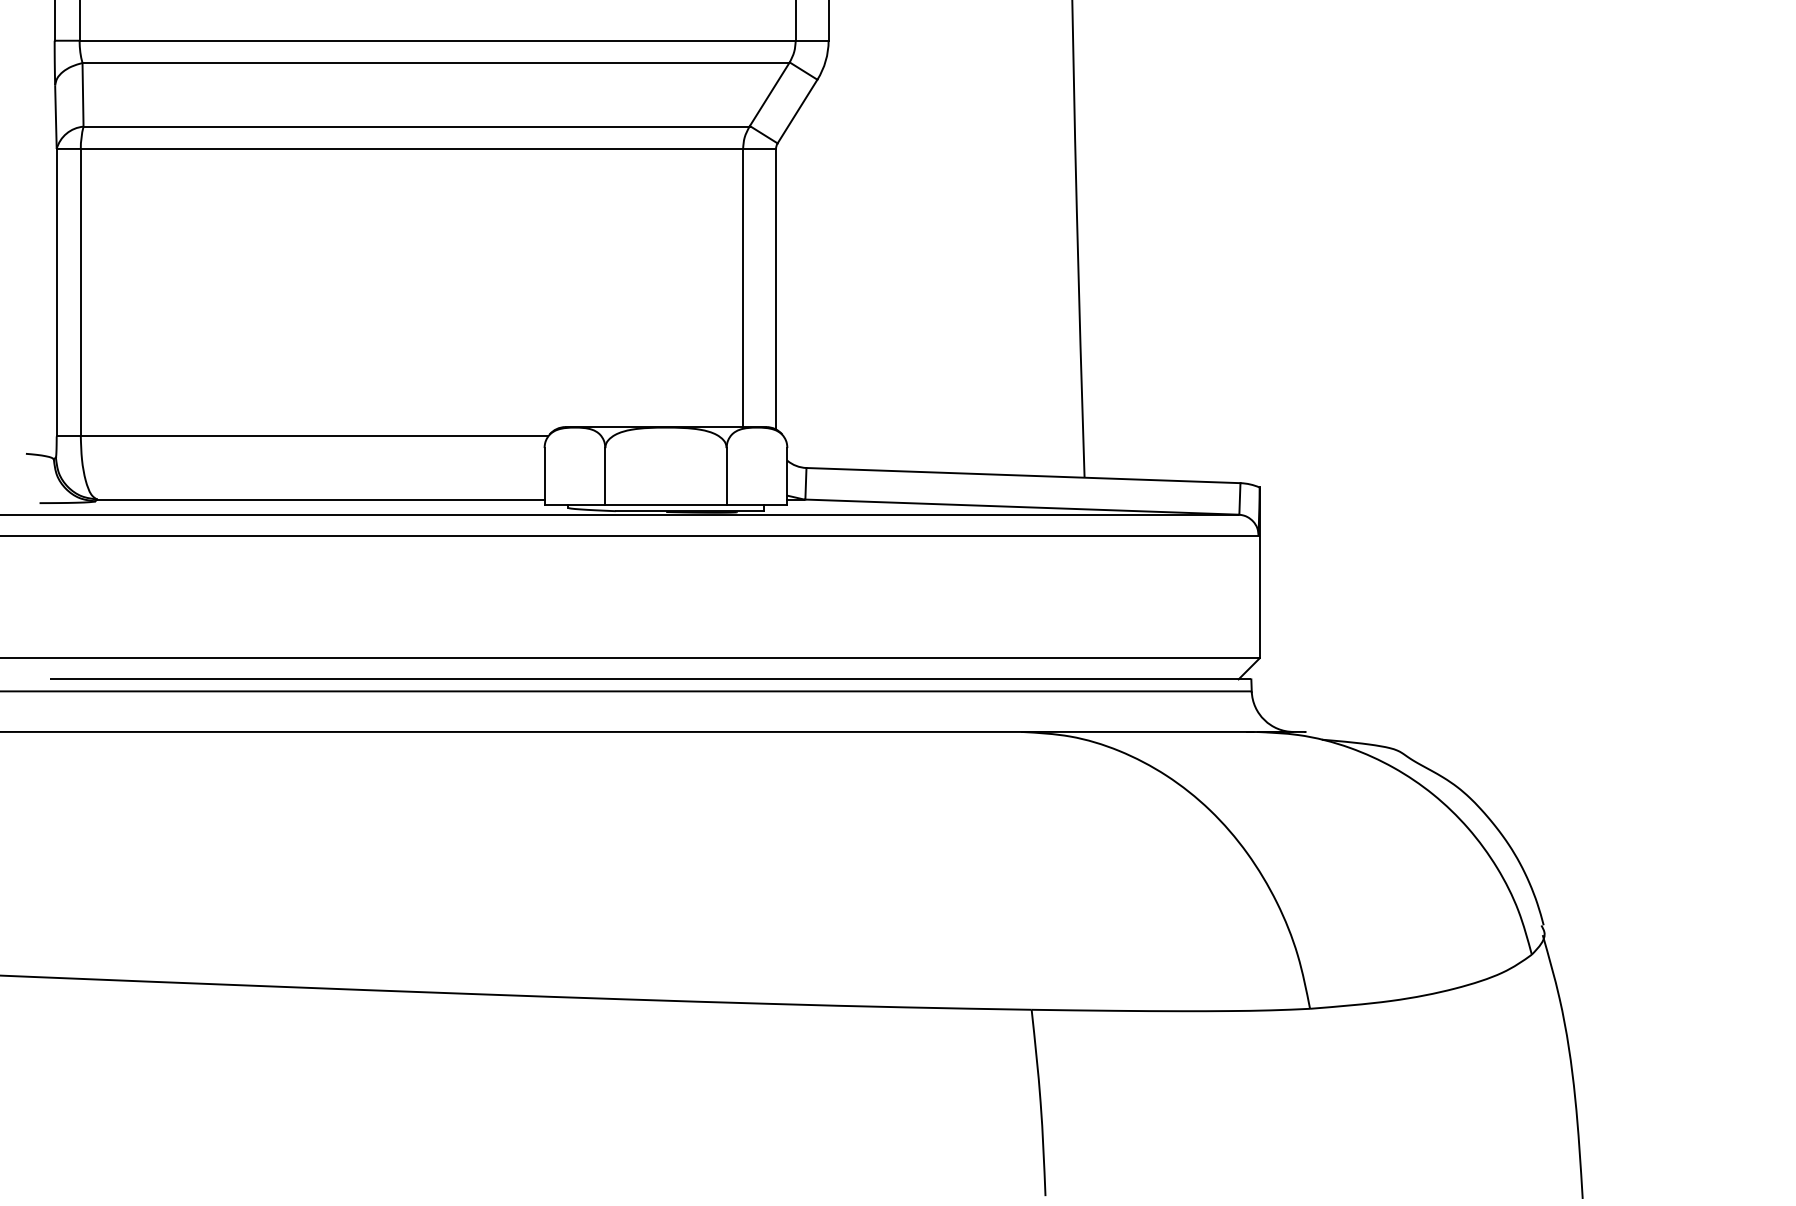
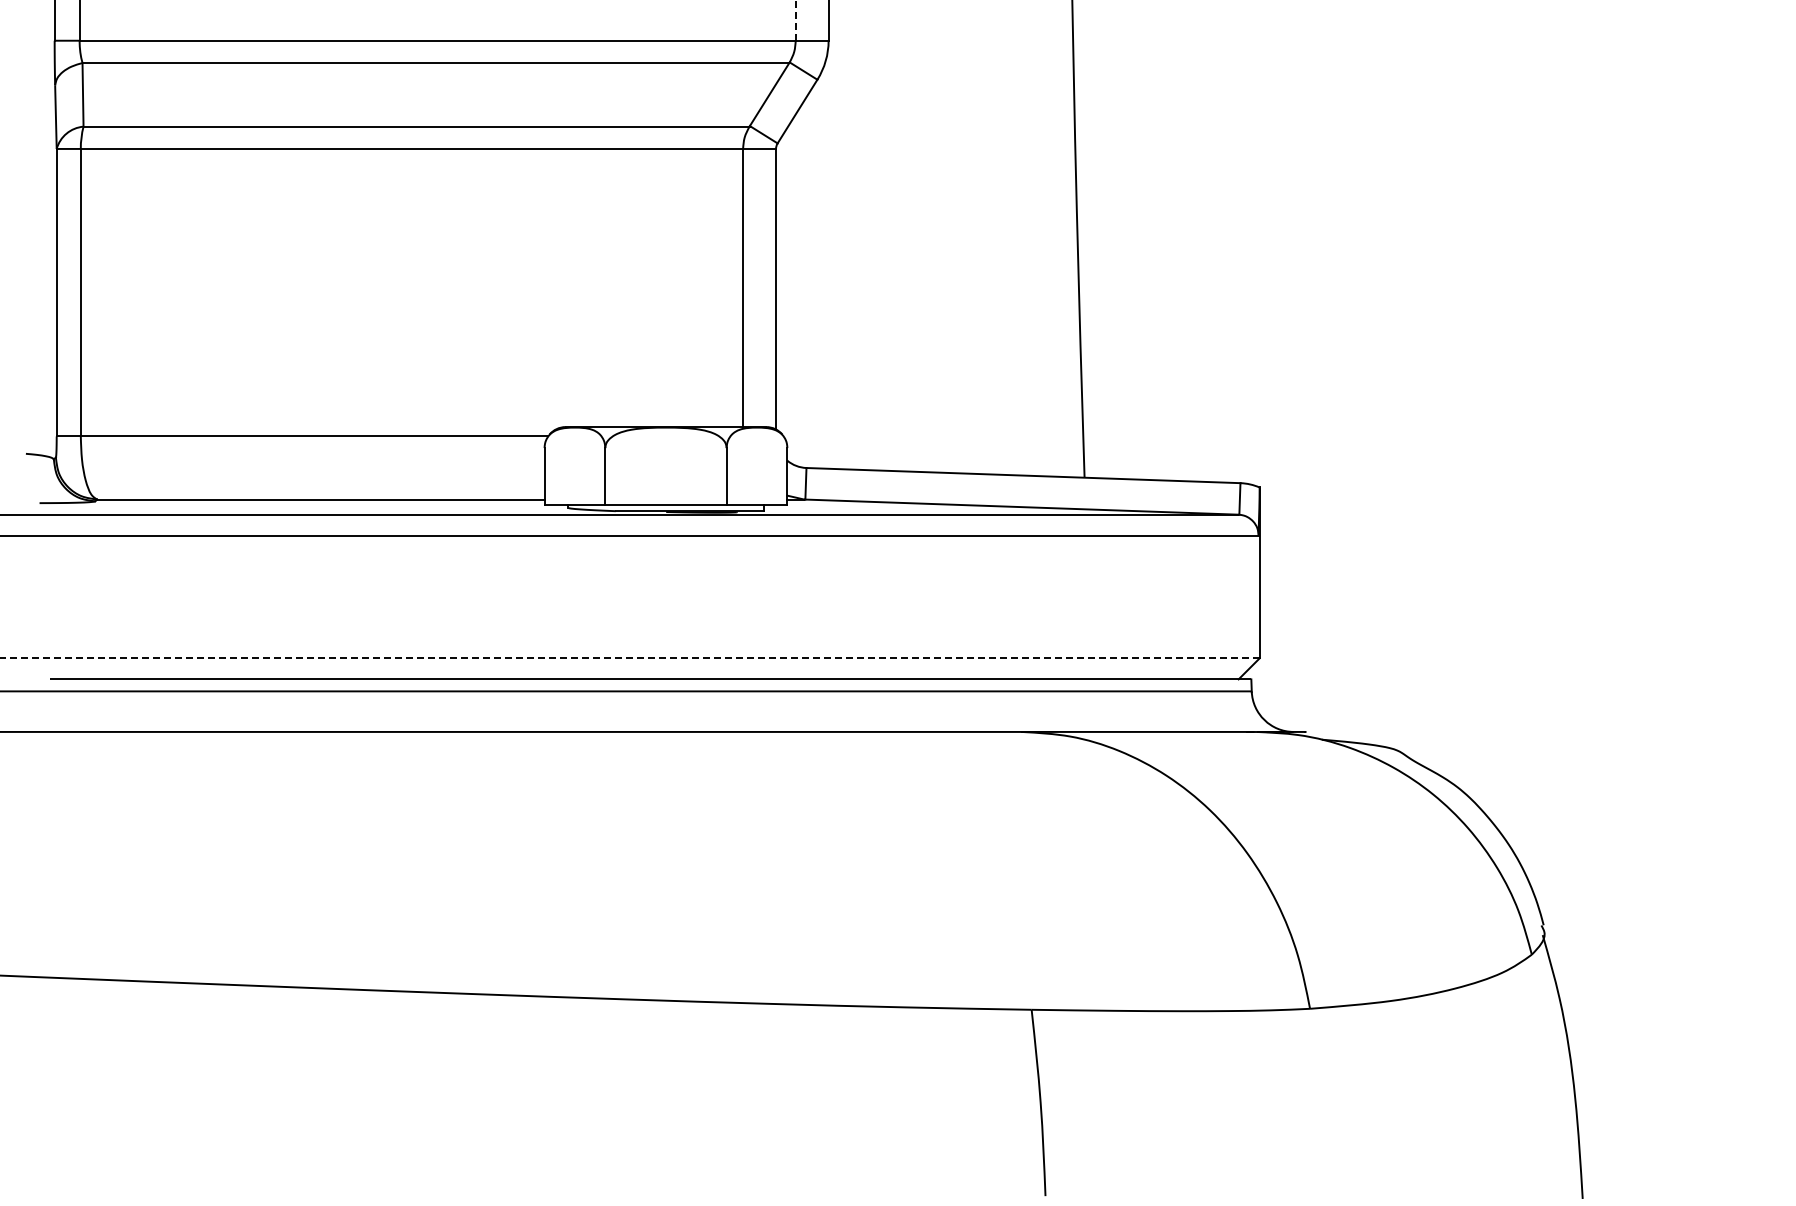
line: solid -> dashed (795, 19)
line: solid -> dashed (629, 658)
